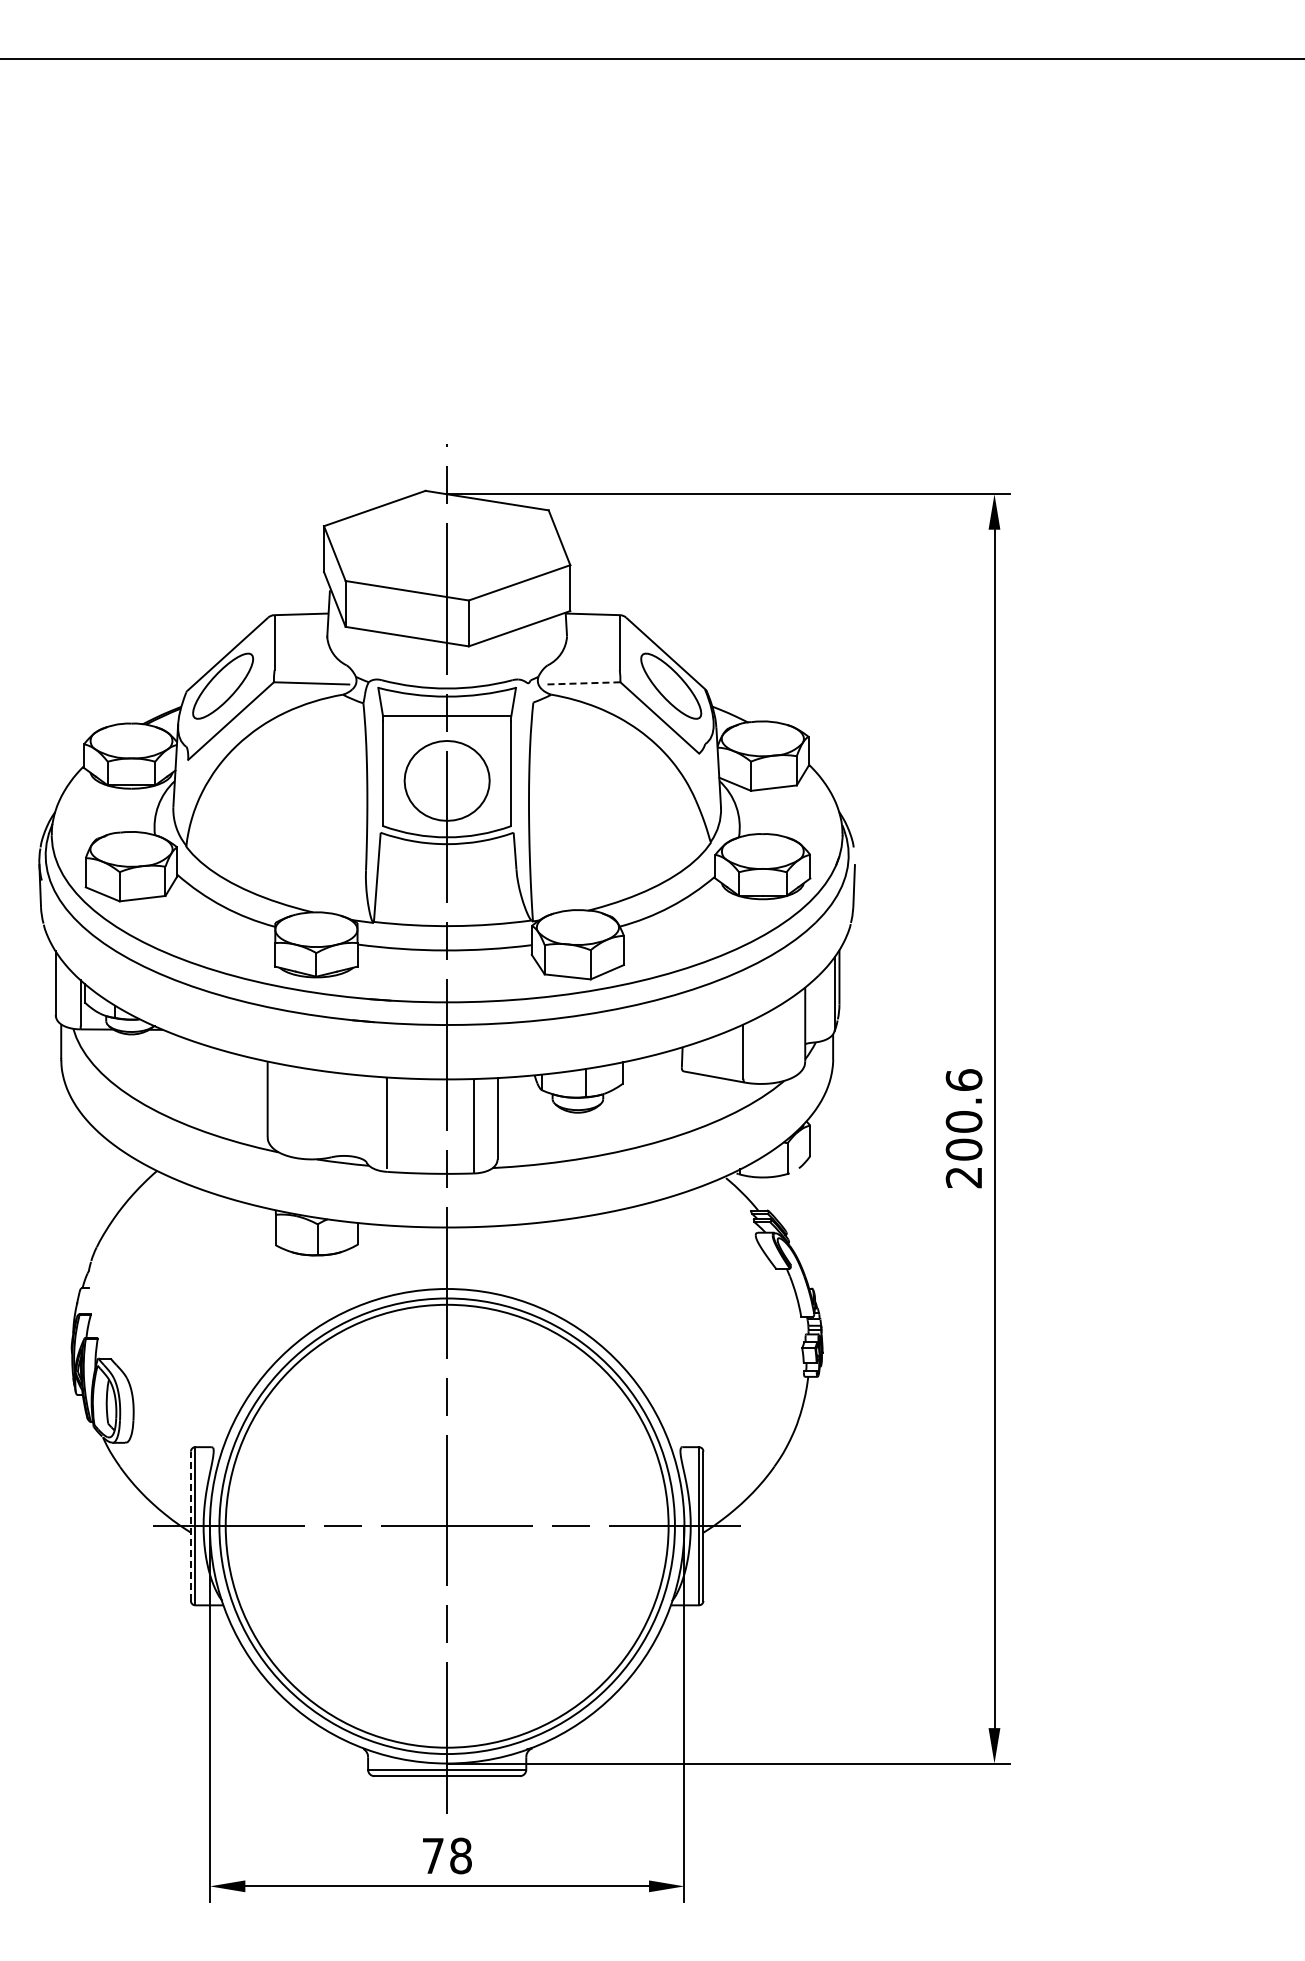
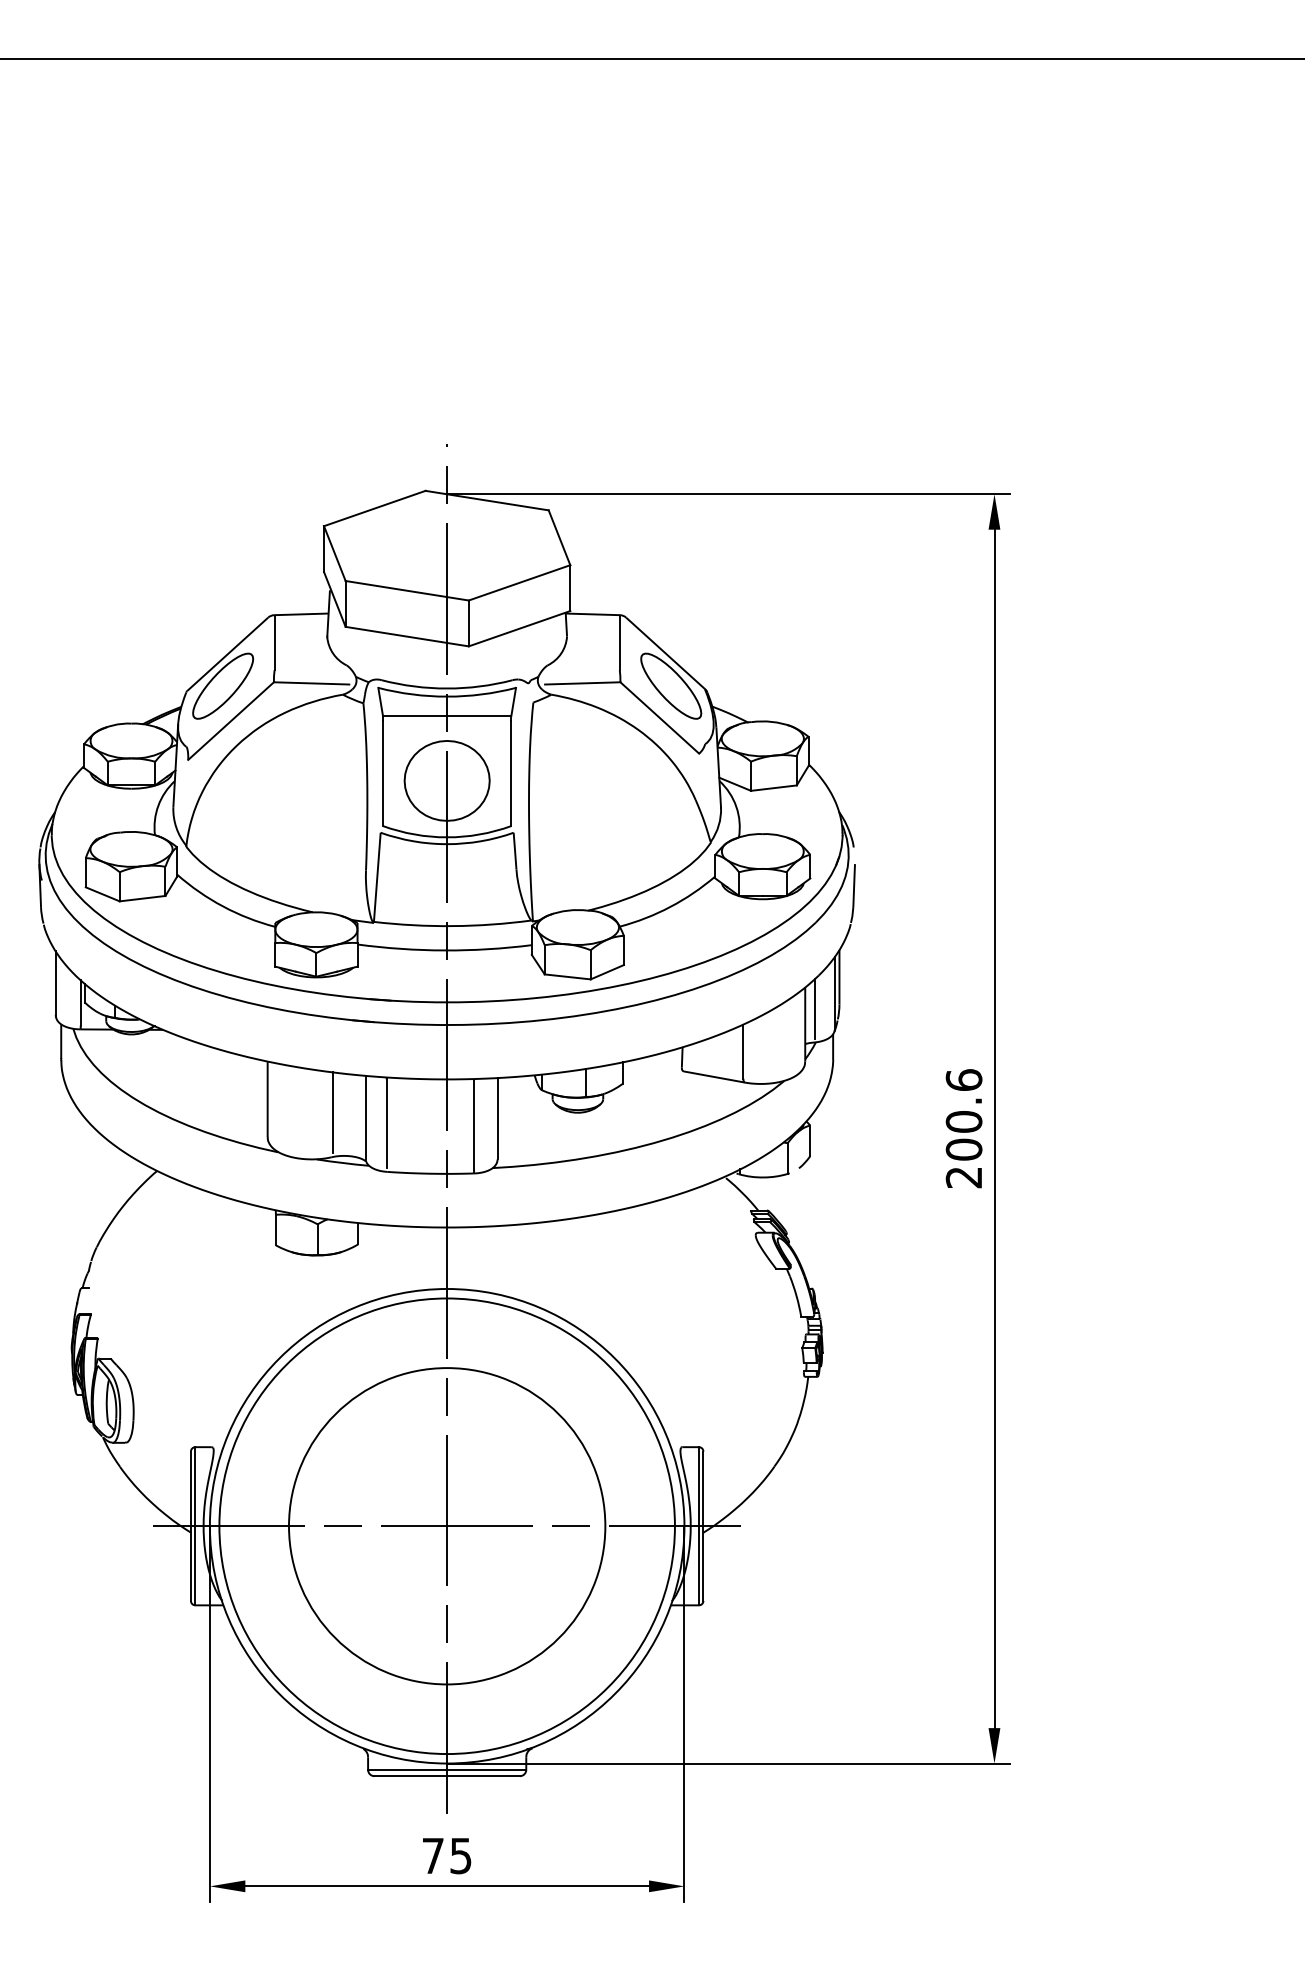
line: dashed -> solid (582, 683)
line: none -> present (814, 1008)
line: none -> present (333, 1112)
line: none -> present (365, 1117)
circle diameter: 443 px -> 316 px (447, 1526)
line: dashed -> solid (190, 1526)
text: 78 -> 75 (460, 1855)
